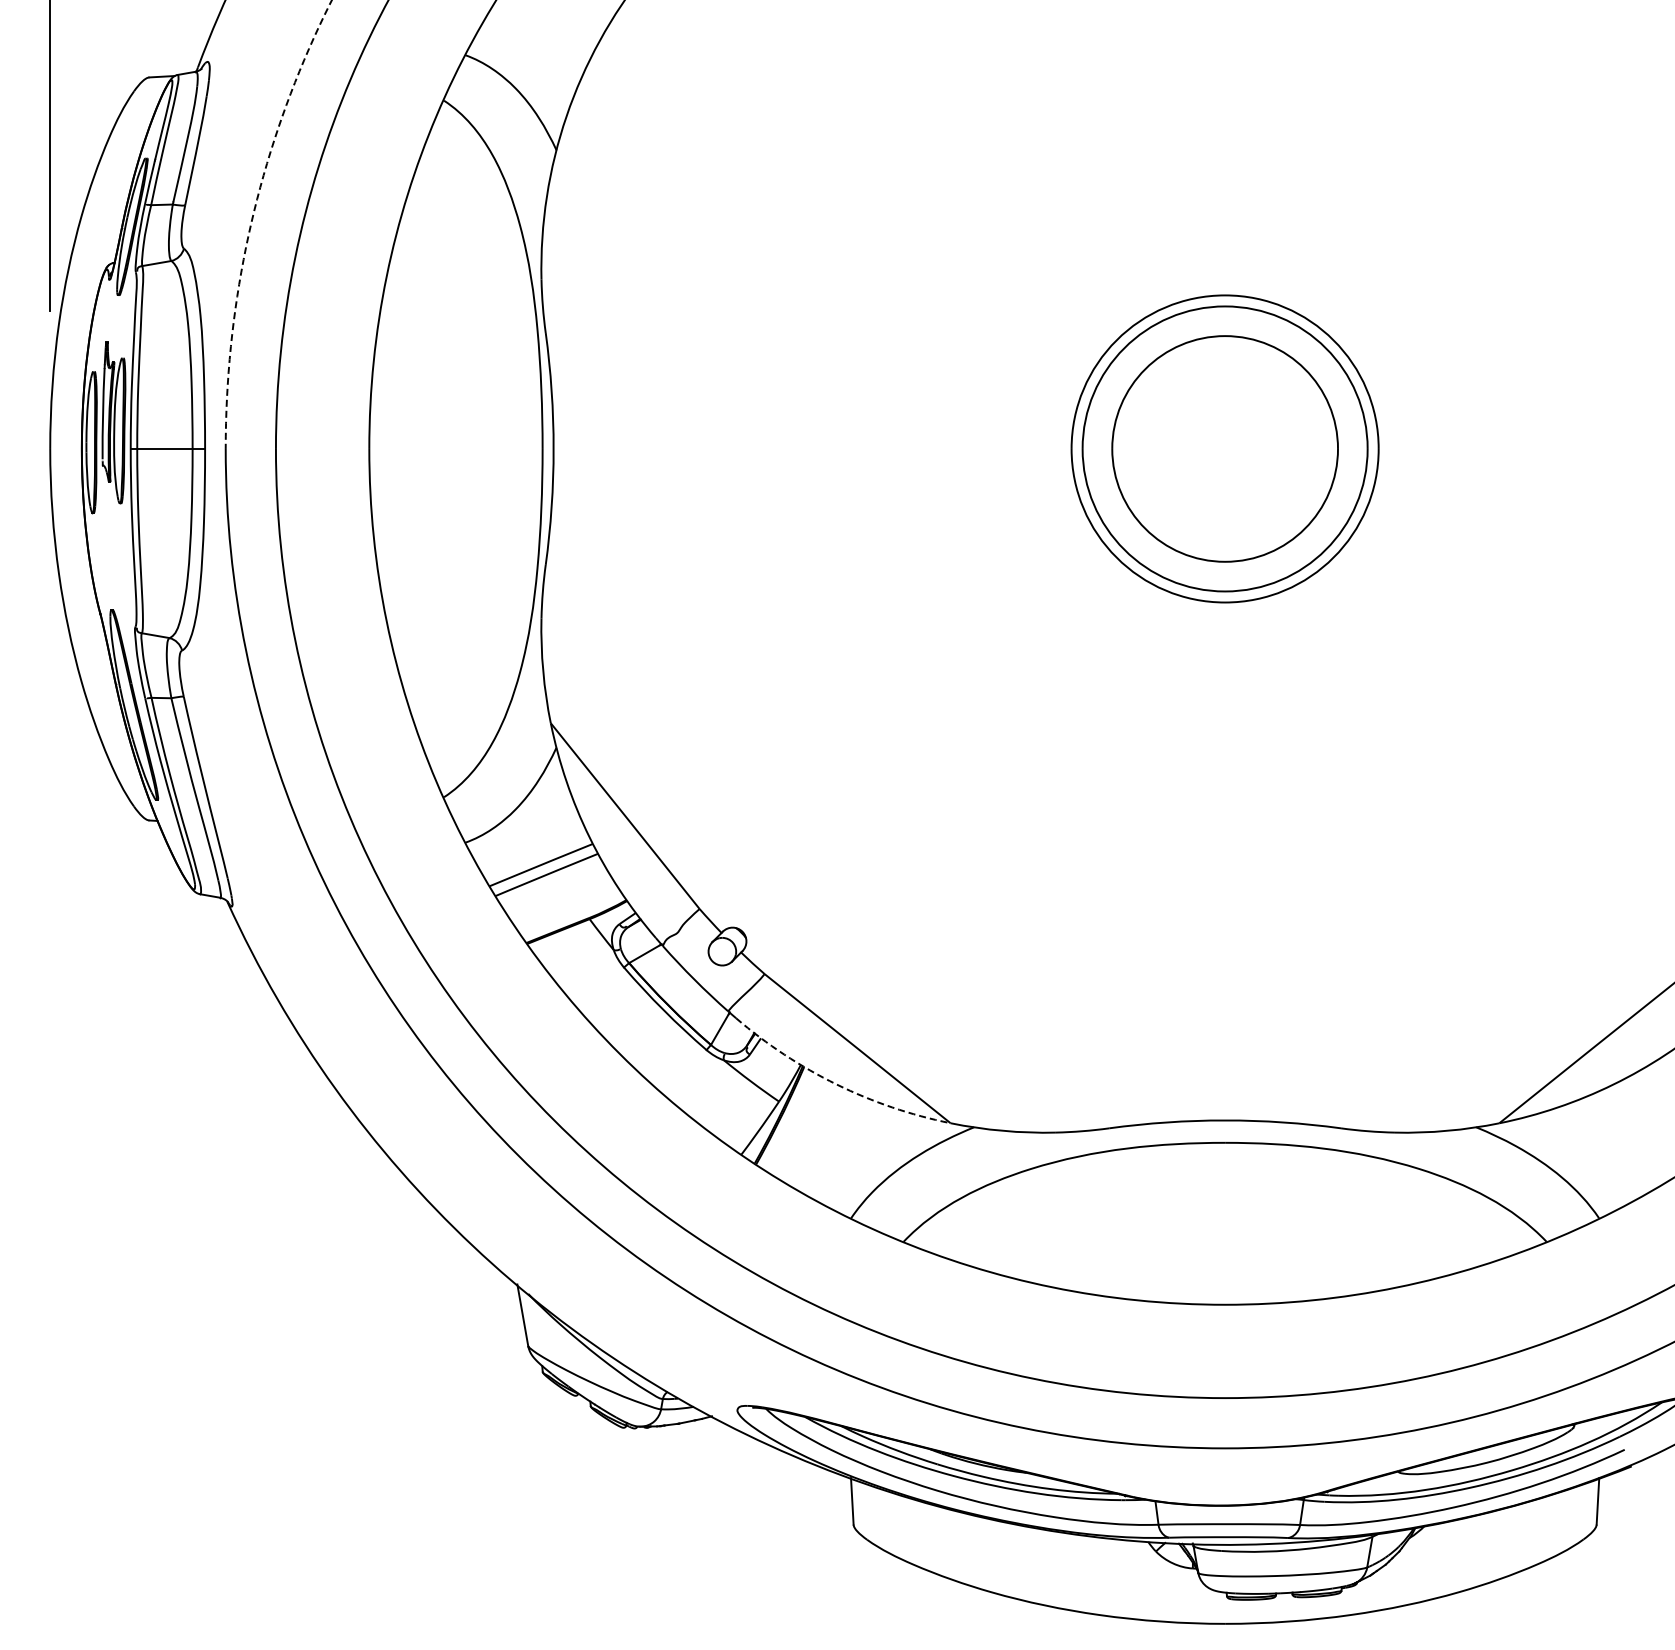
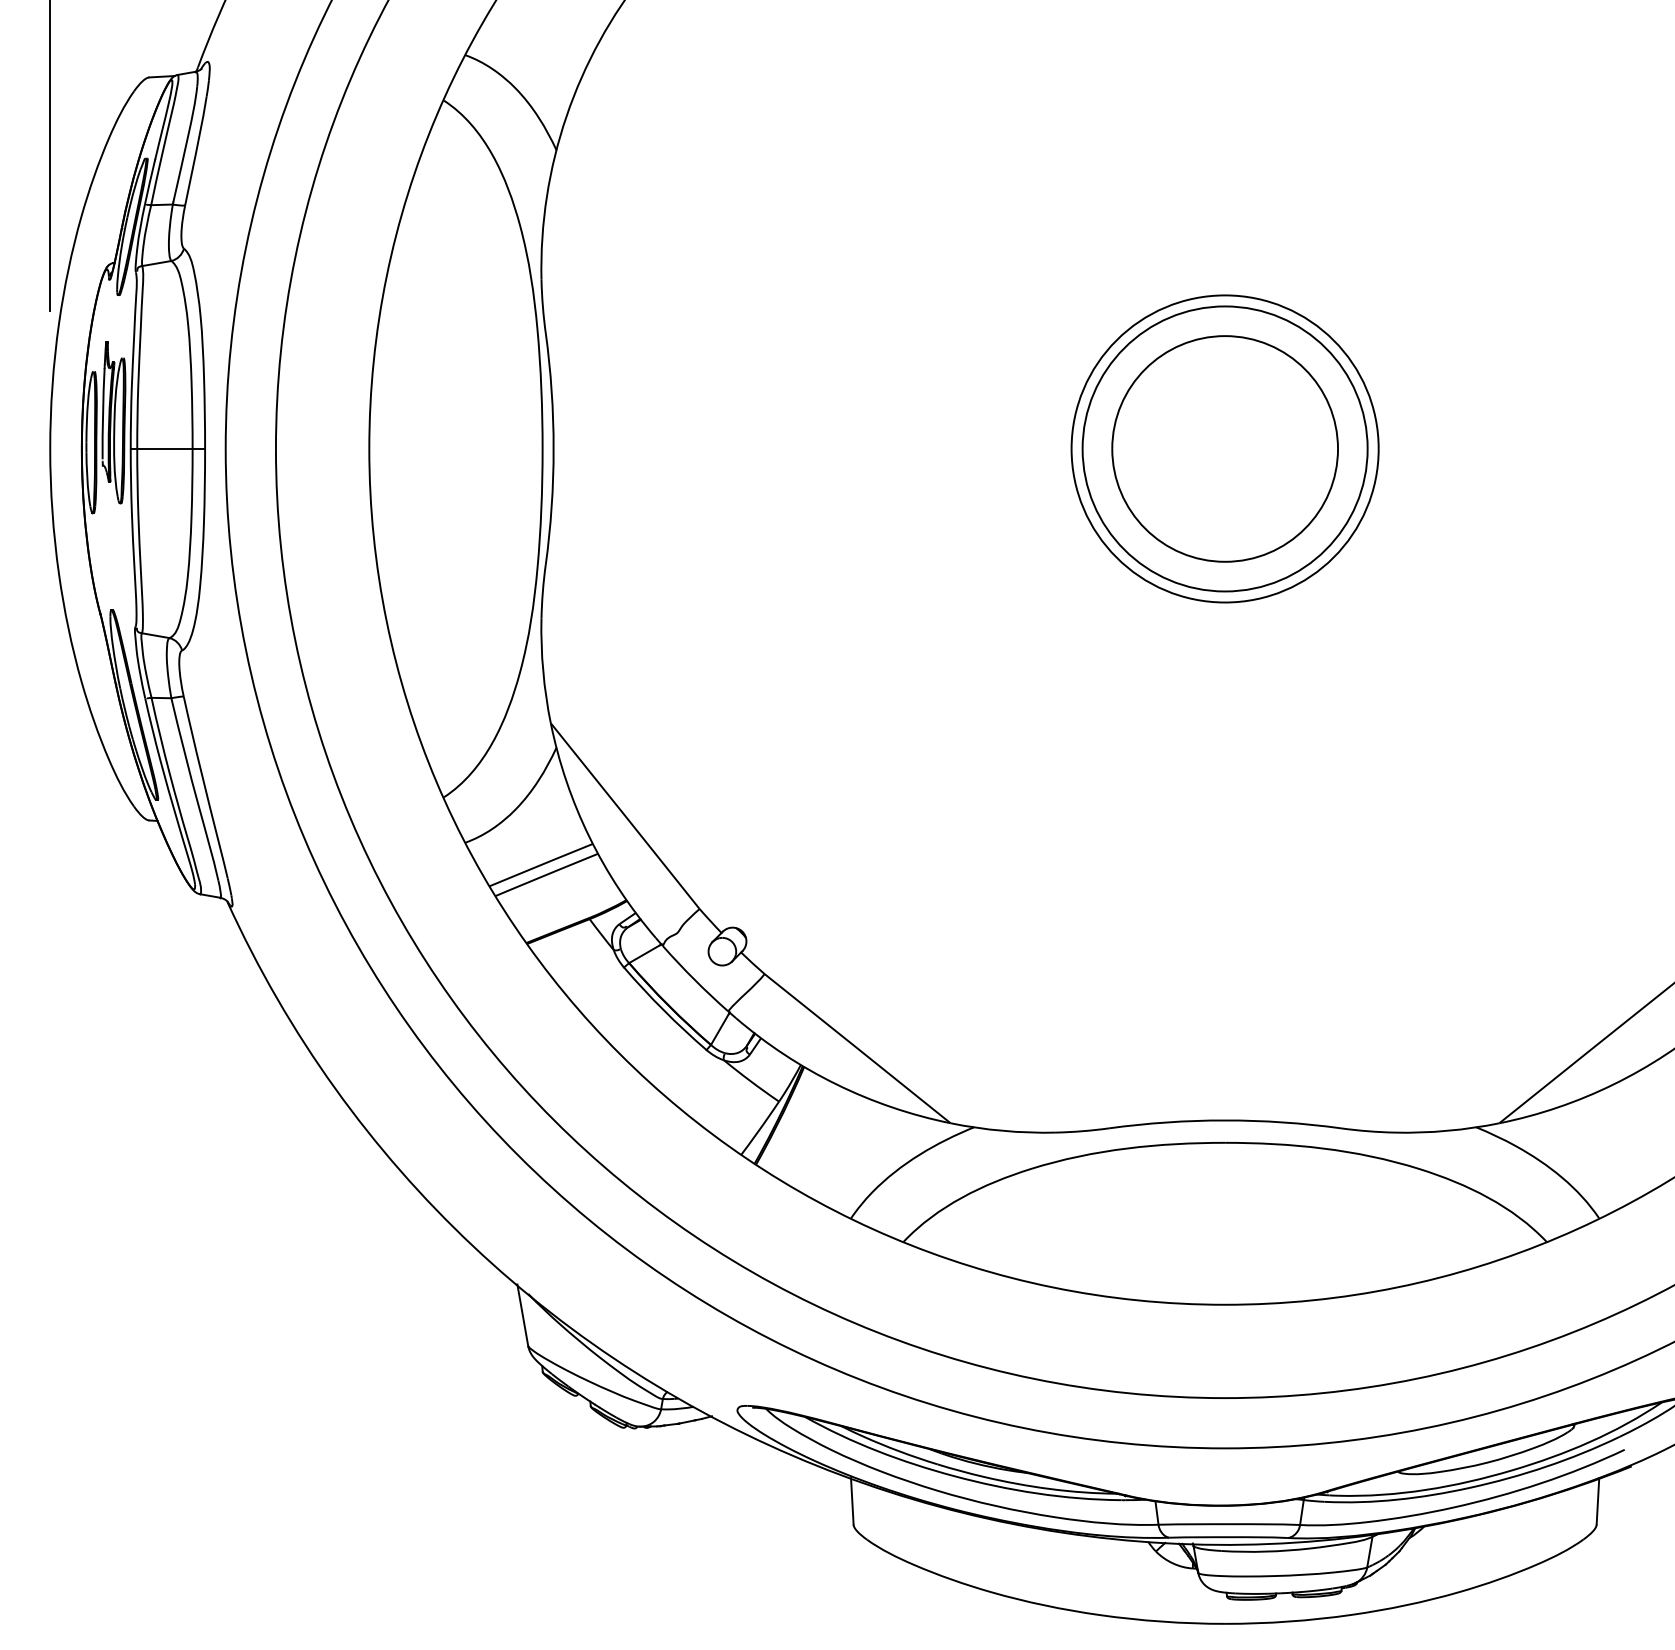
arc: dashed -> solid (252, 218)
arc: dashed -> solid (836, 1084)
